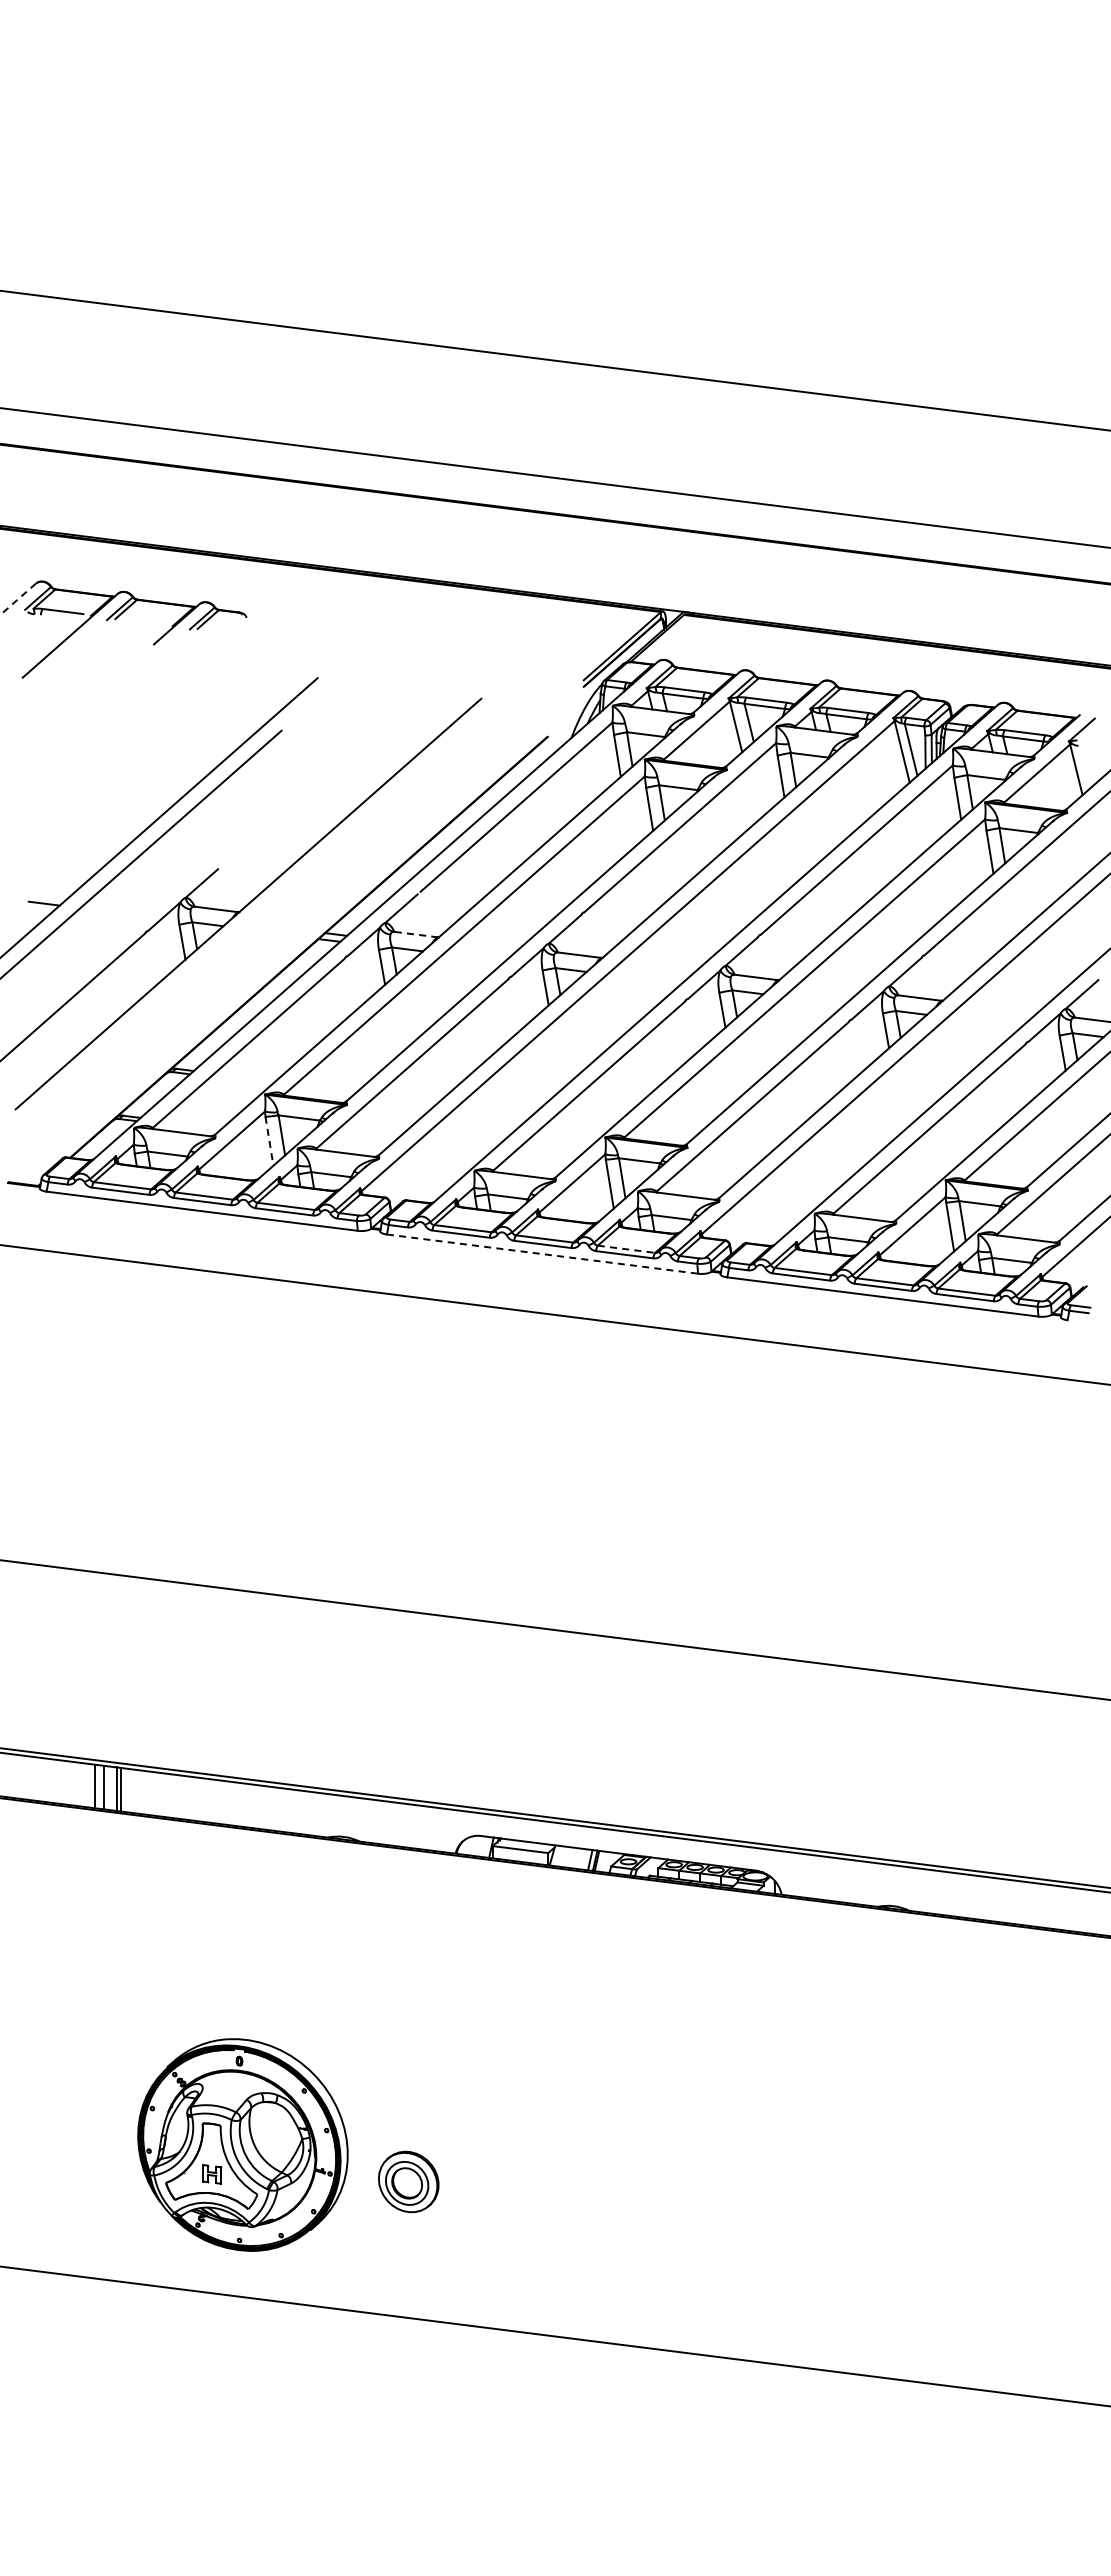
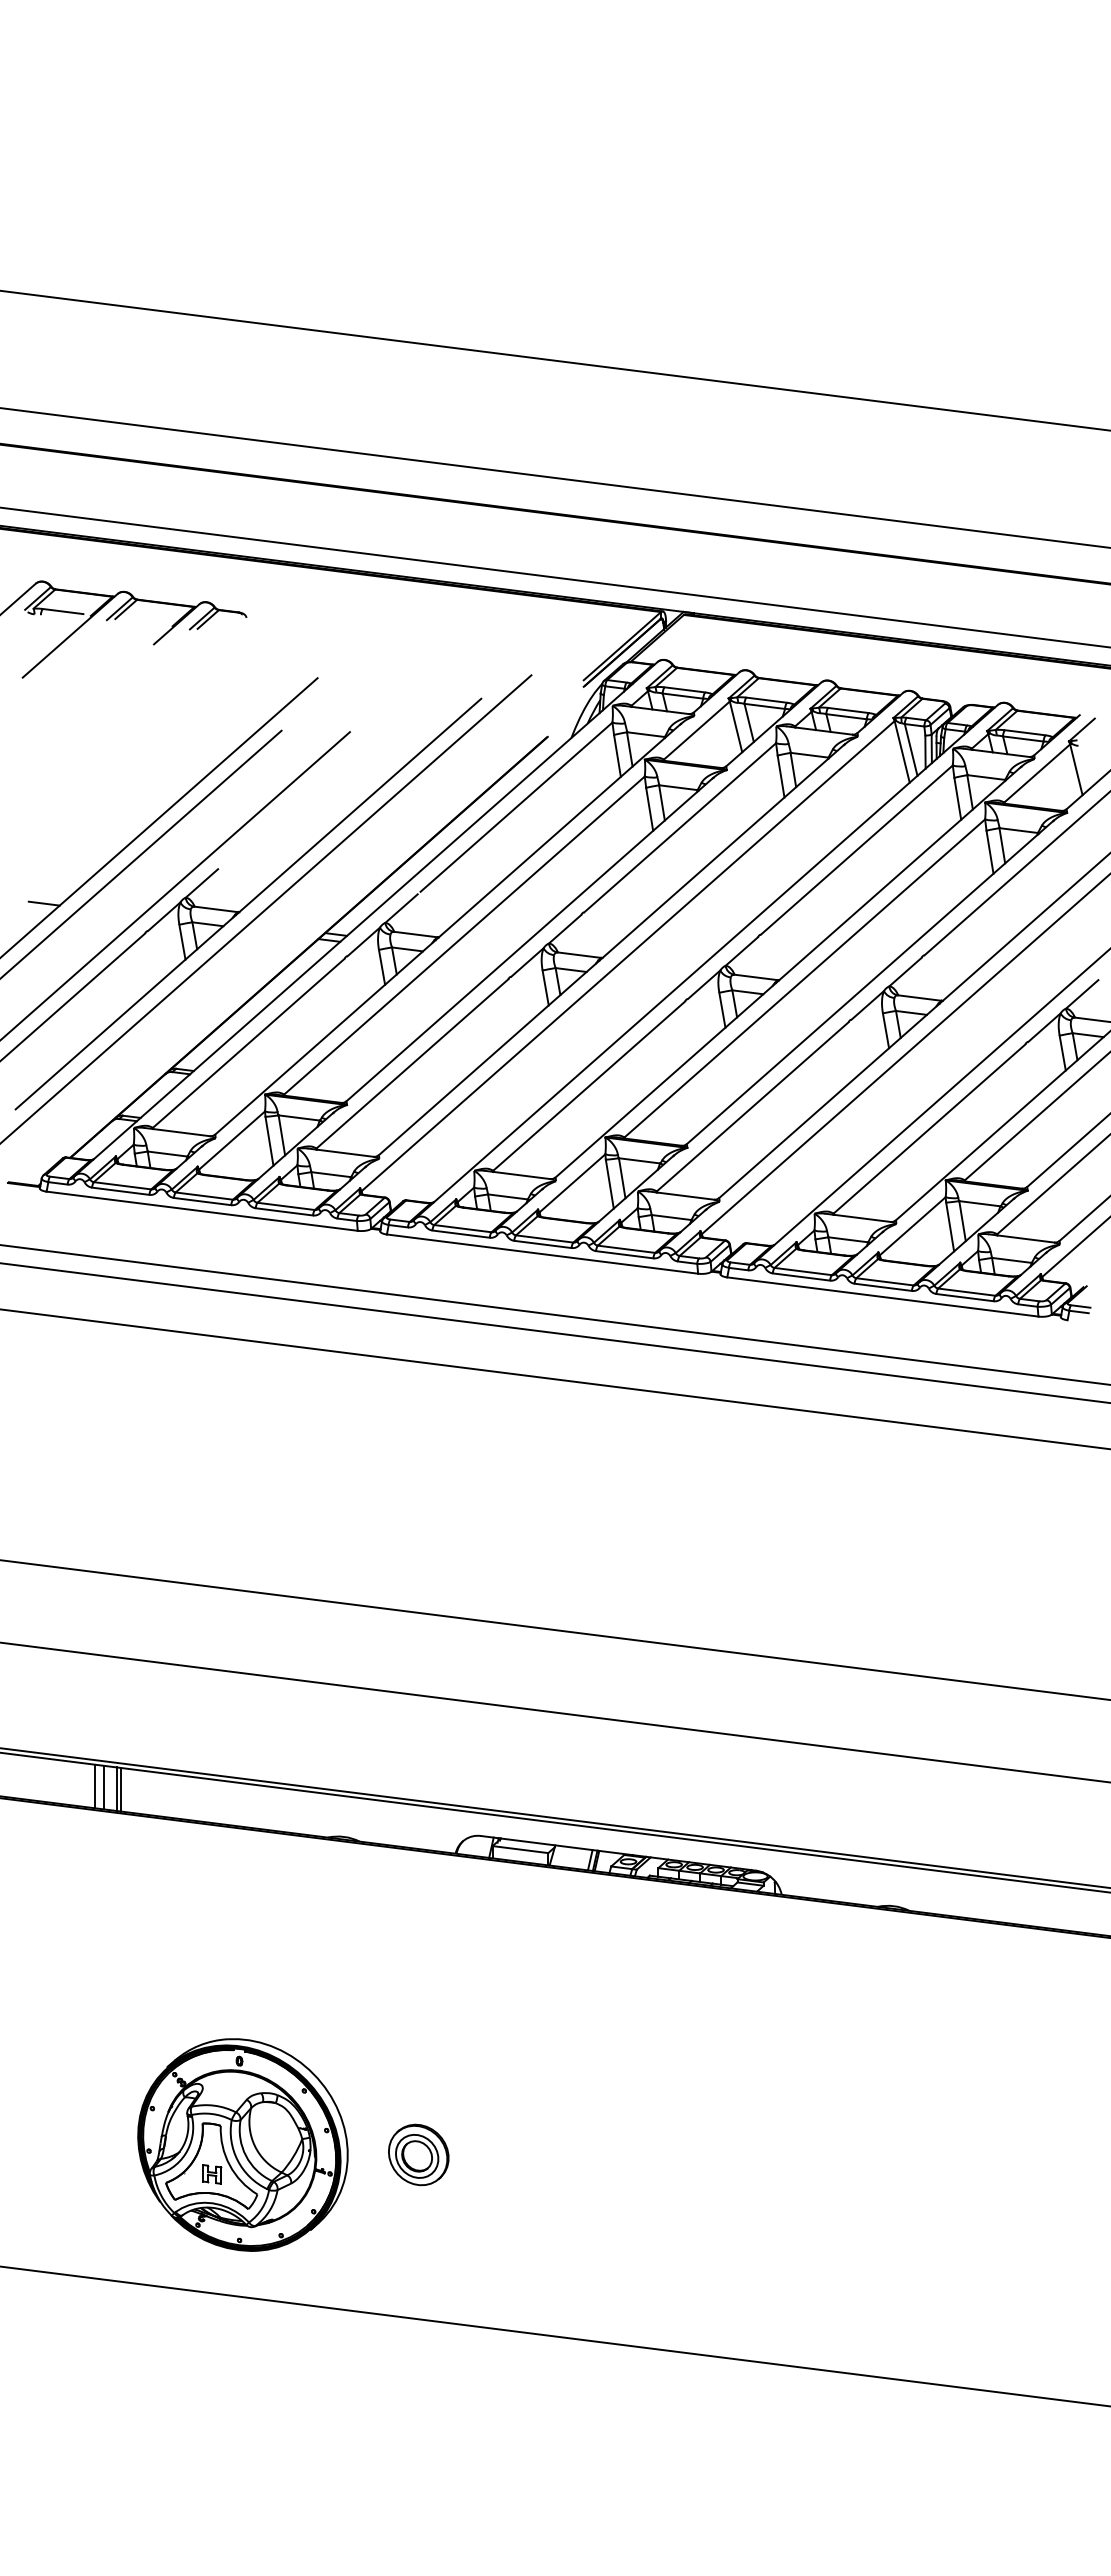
line: none -> present (554, 577)
line: dashed -> solid (17, 599)
line: none -> present (175, 885)
line: none -> present (266, 908)
line: dashed -> solid (415, 934)
line: dashed -> solid (269, 1141)
line: dashed -> solid (626, 1249)
line: dashed -> solid (542, 1254)
line: none -> present (554, 1332)
line: none -> present (554, 1378)
line: none -> present (554, 1712)
part position: (408, 2181) -> (418, 2154) (418, 2154)
